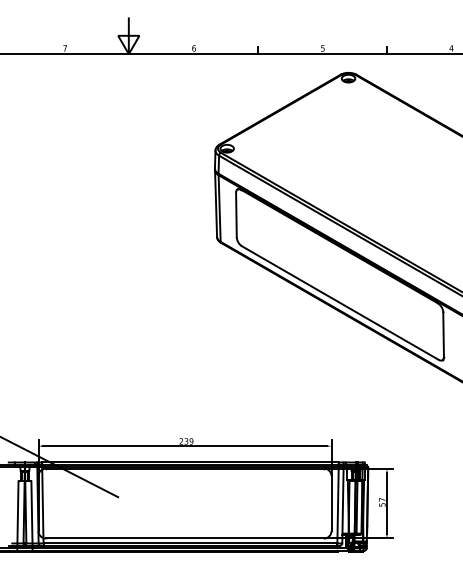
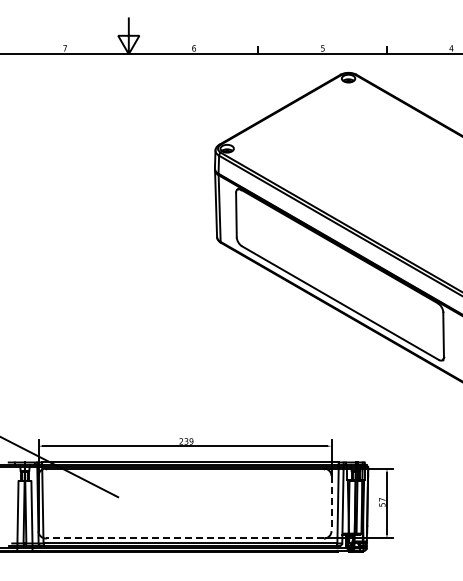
line: solid -> dashed (331, 503)
line: solid -> dashed (184, 538)
